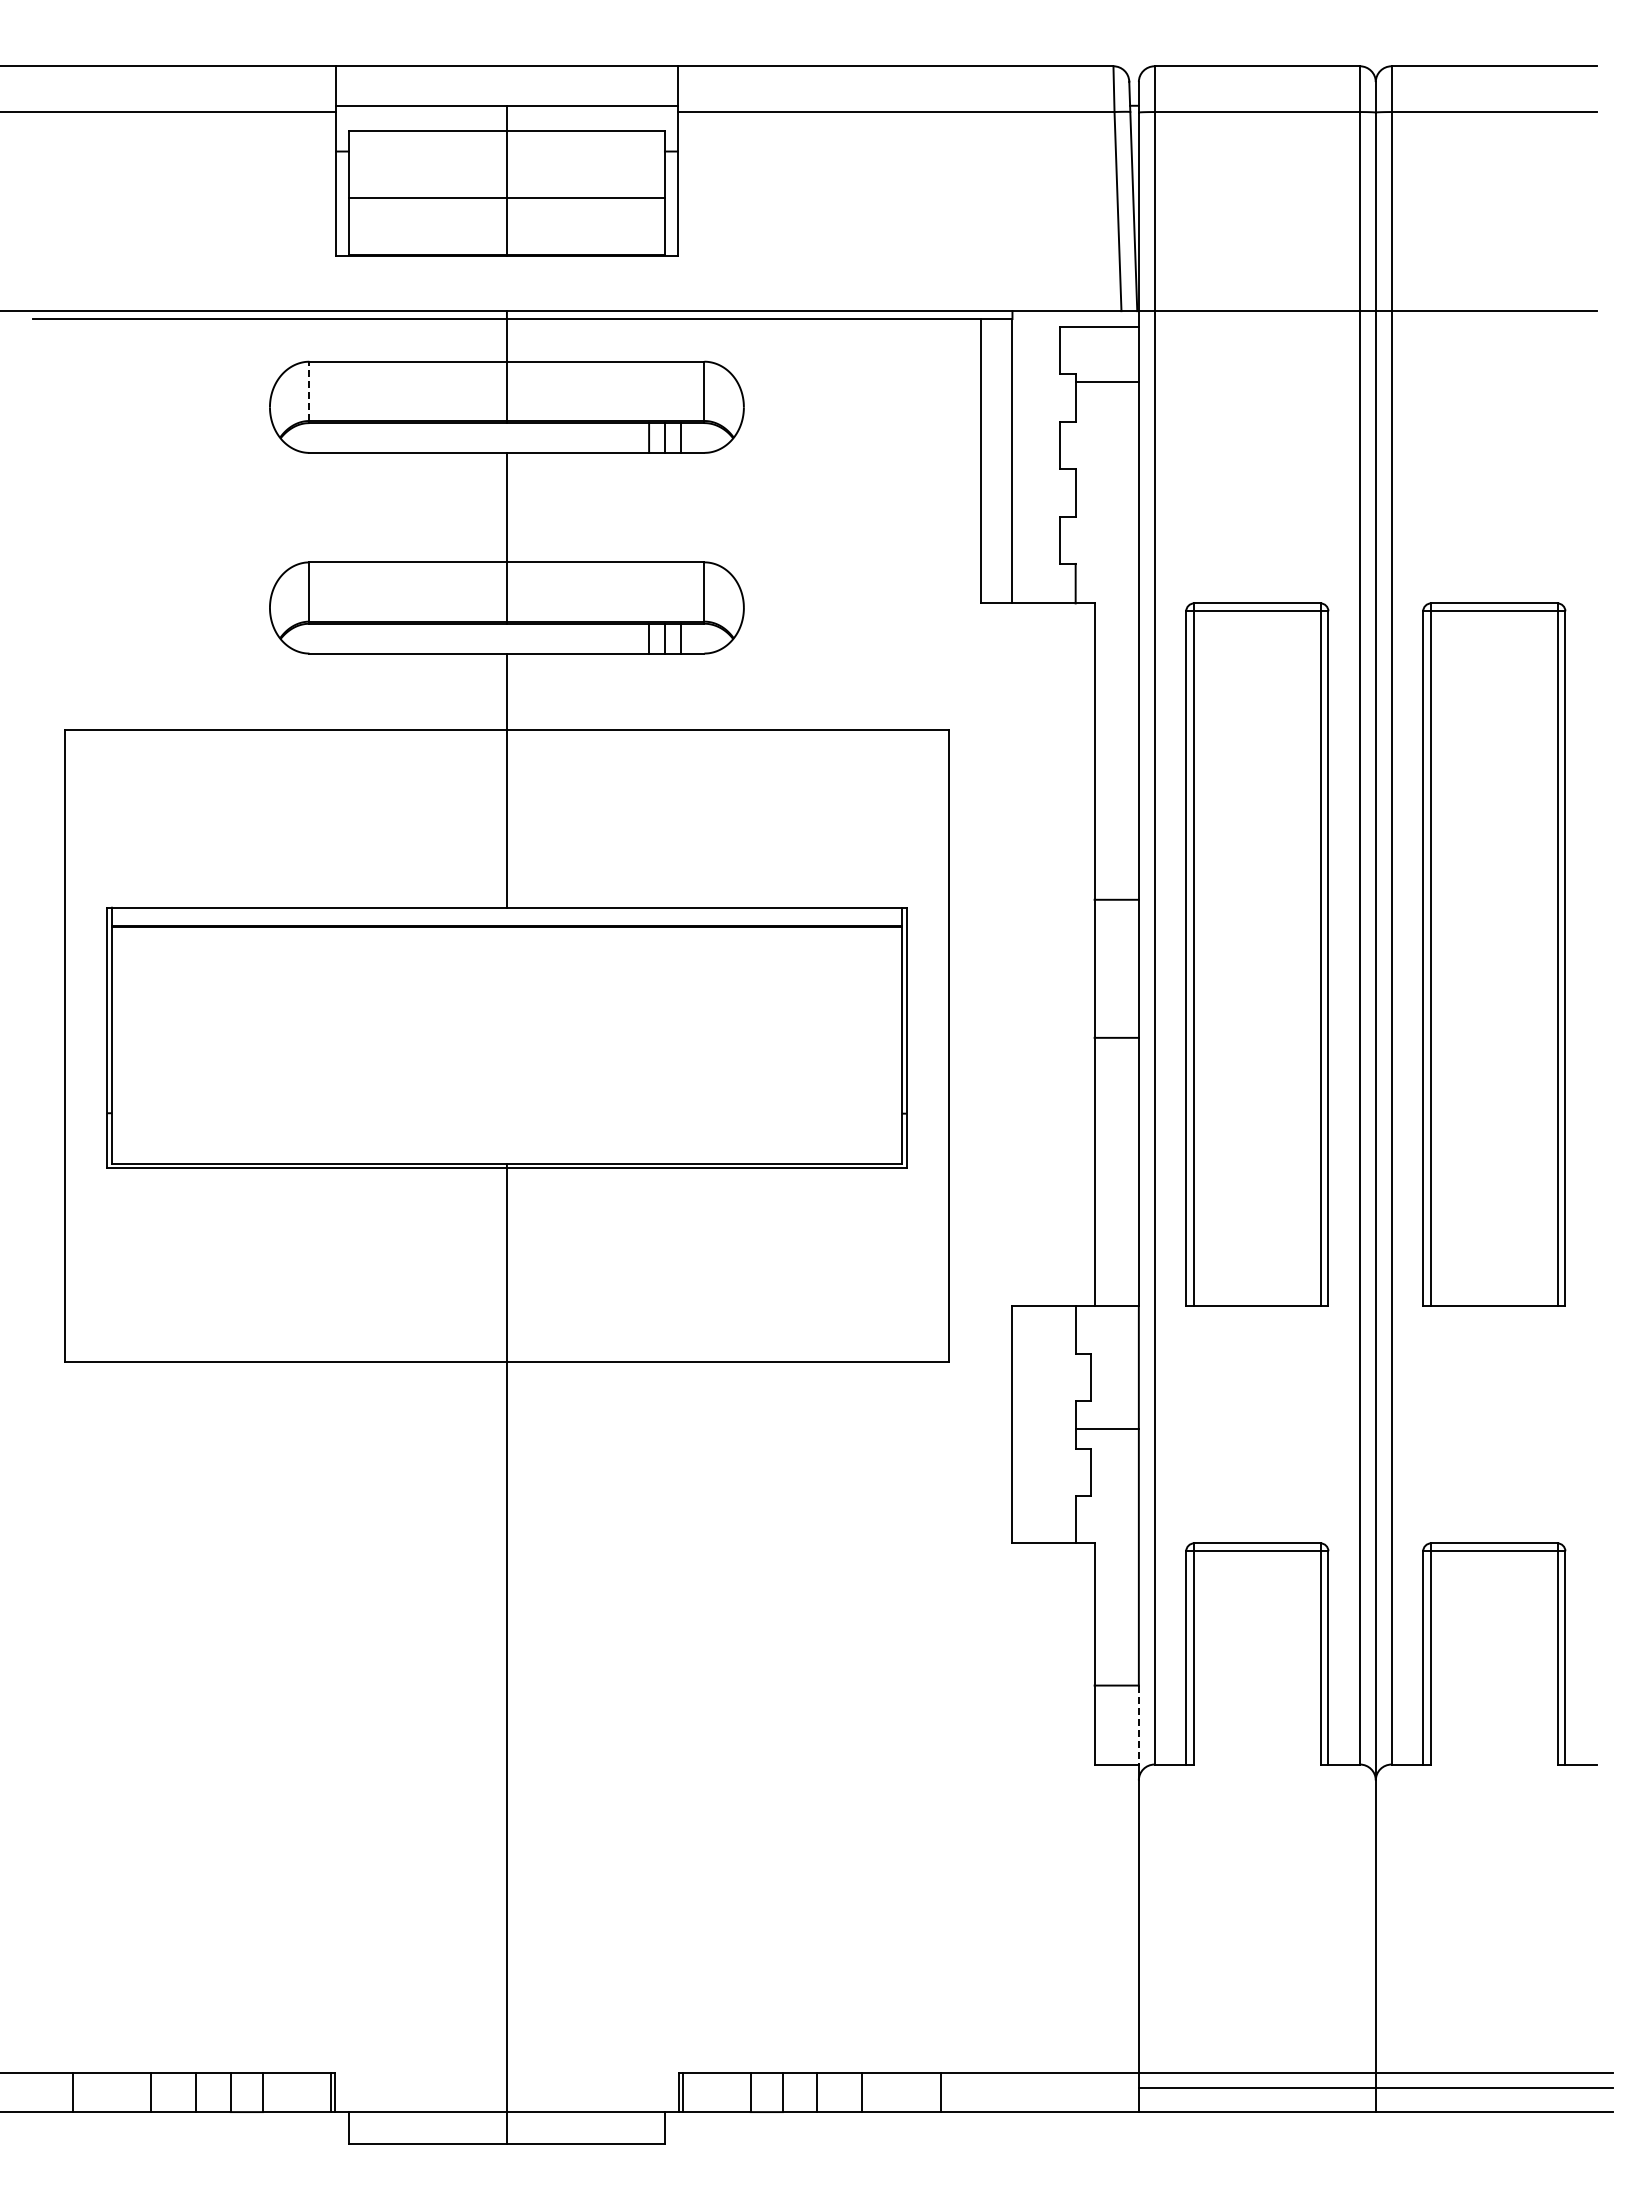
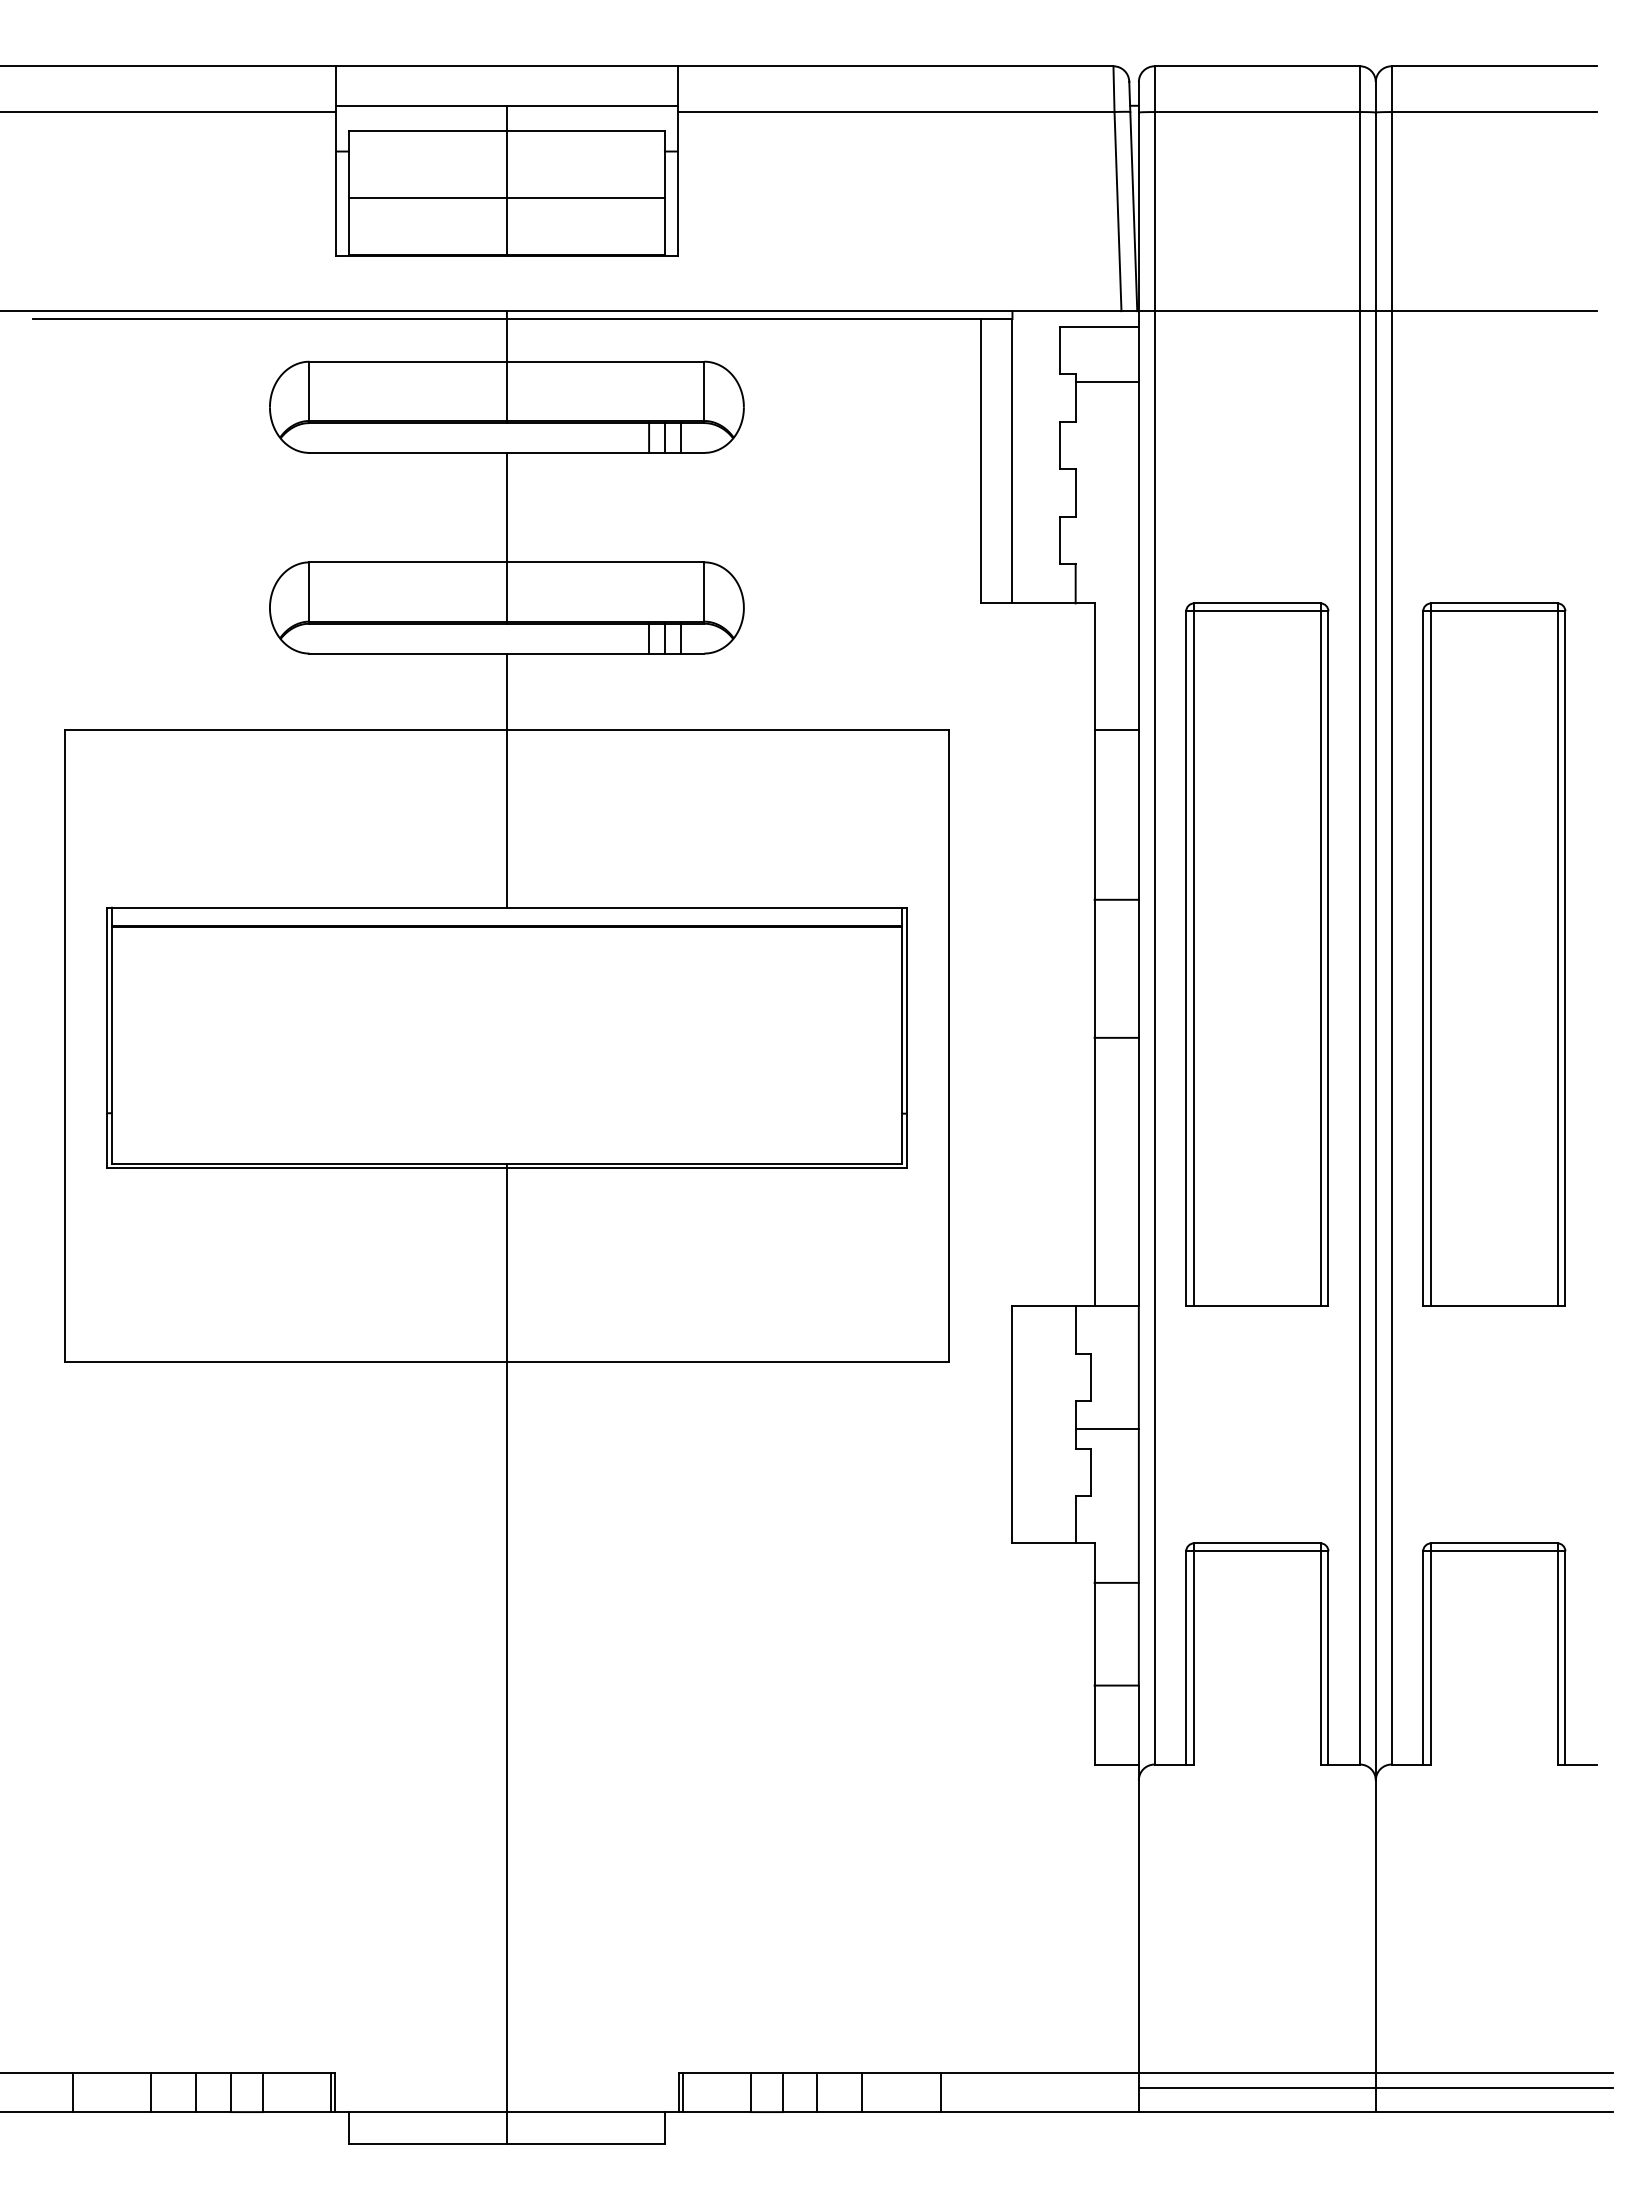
line: dashed -> solid (309, 391)
line: none -> present (1116, 729)
line: none -> present (1116, 1582)
line: dashed -> solid (1138, 1725)
